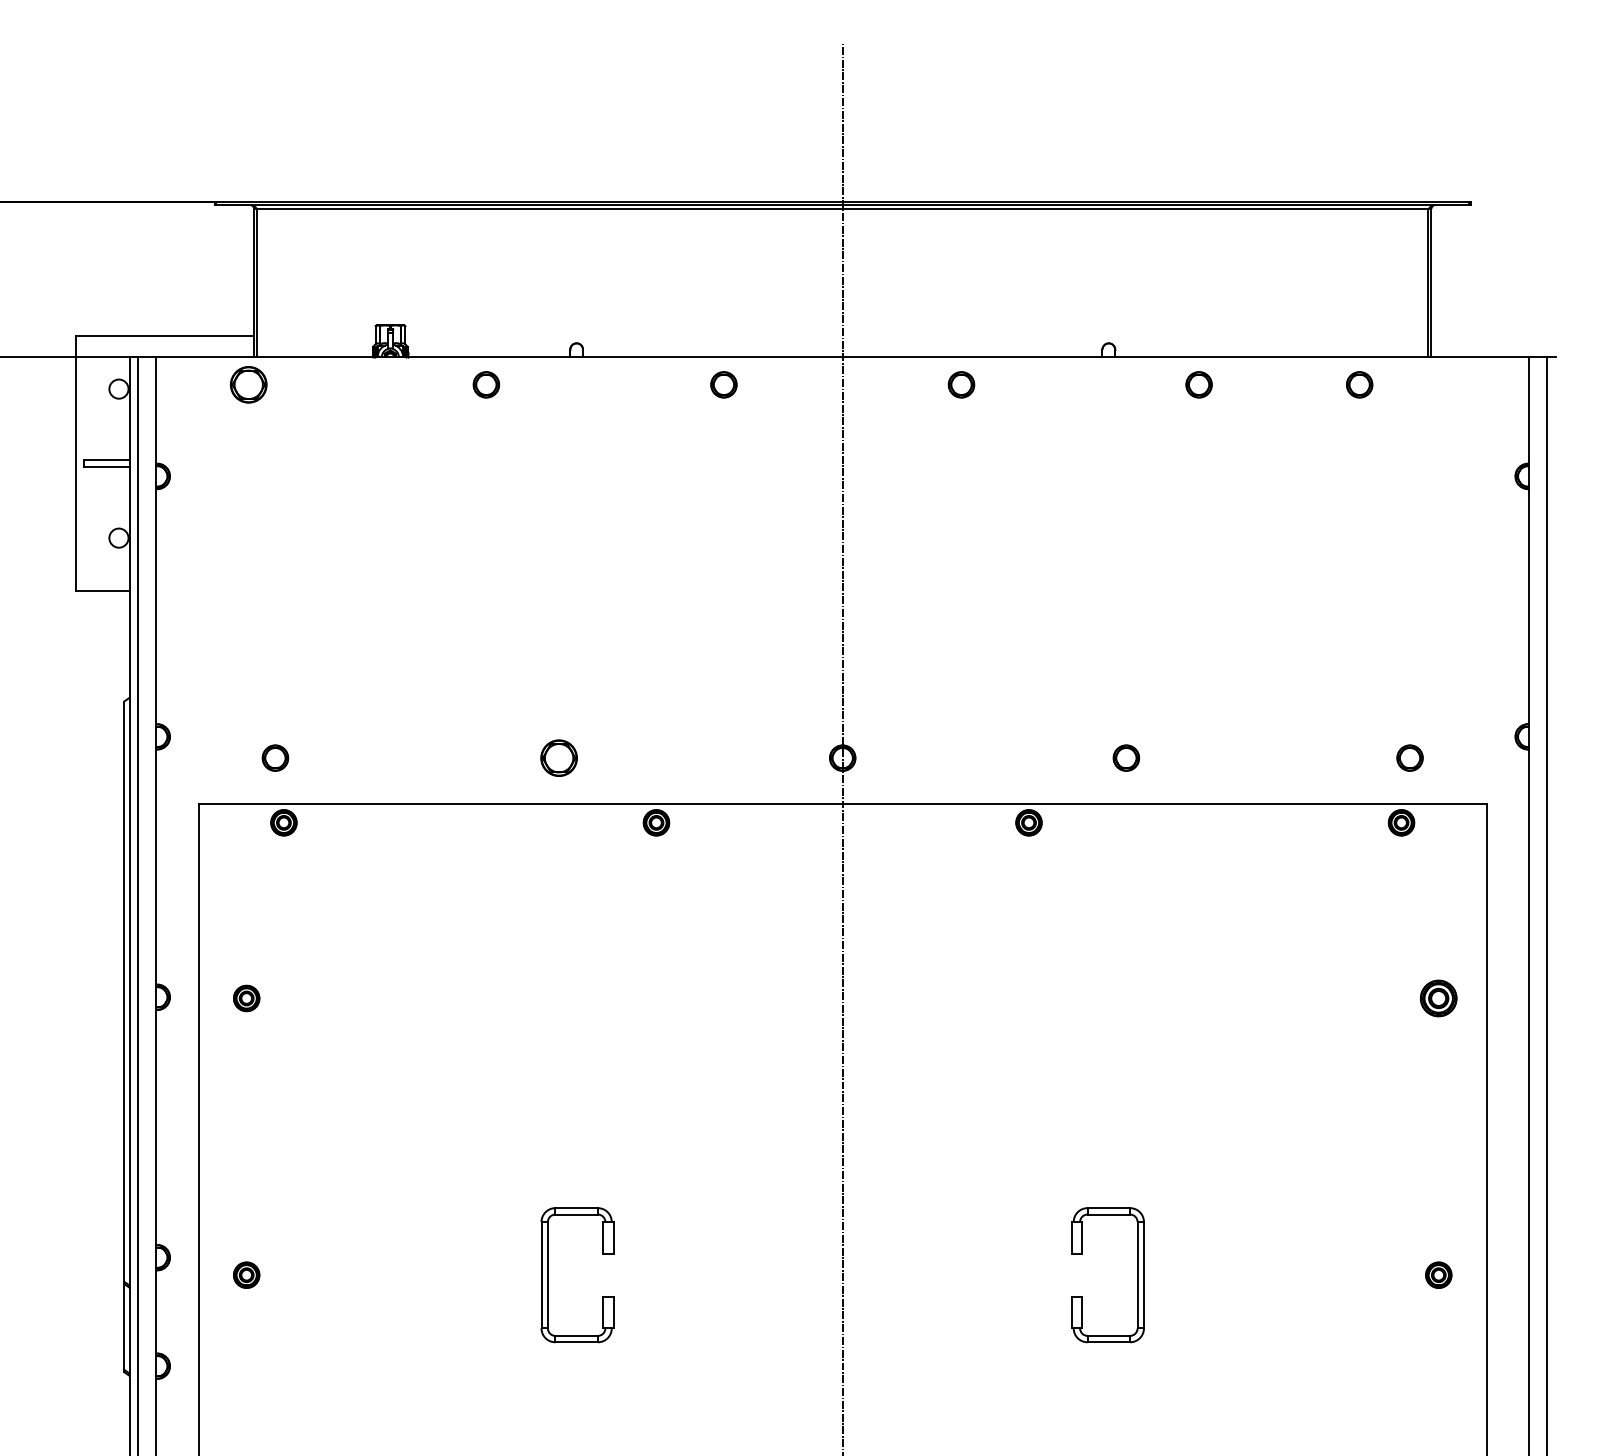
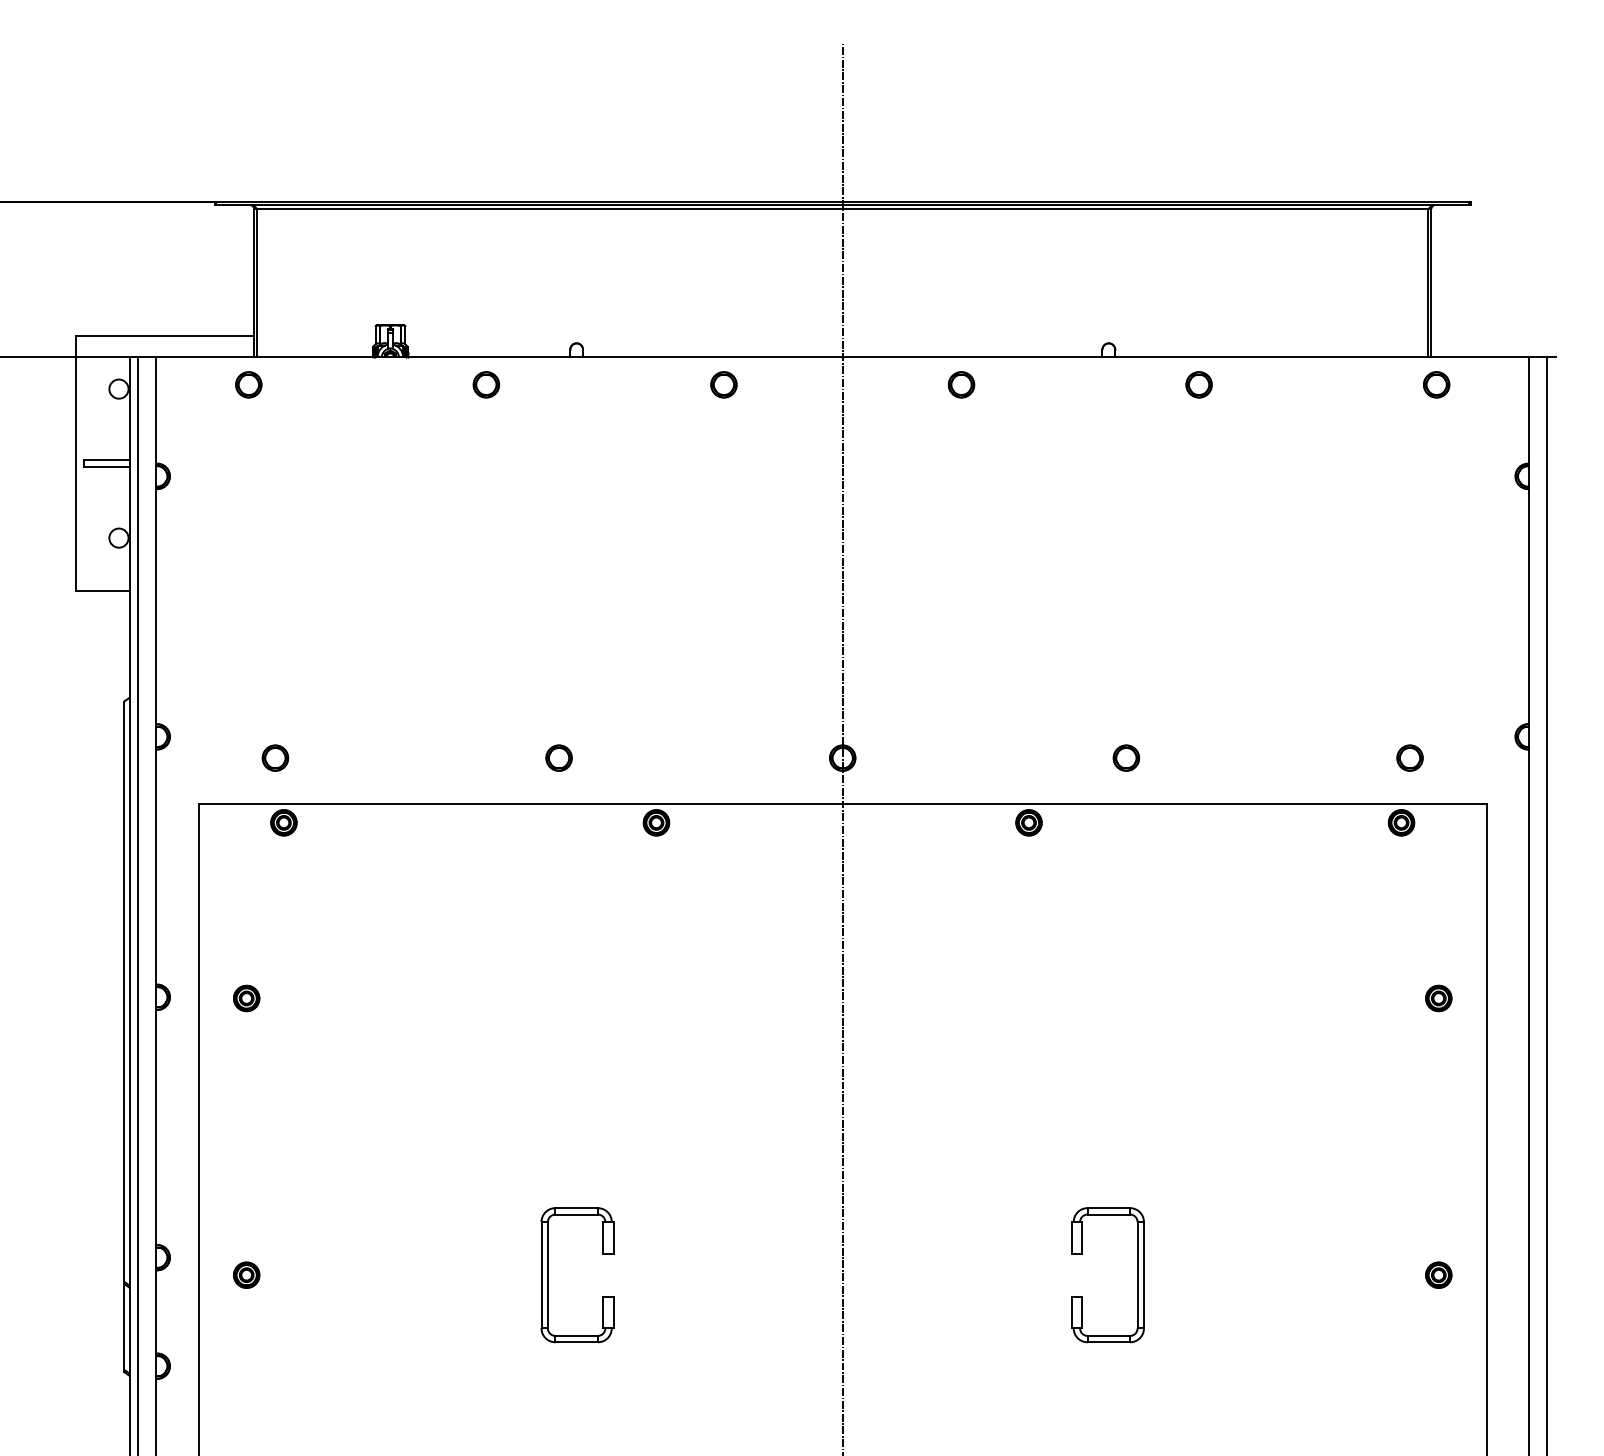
part size: 38x38 px -> 28x28 px (248, 384)
part position: (1359, 384) -> (1436, 384) (1436, 384)
part size: 38x38 px -> 28x28 px (558, 757)
part size: 38x39 px -> 28x29 px (1438, 998)
